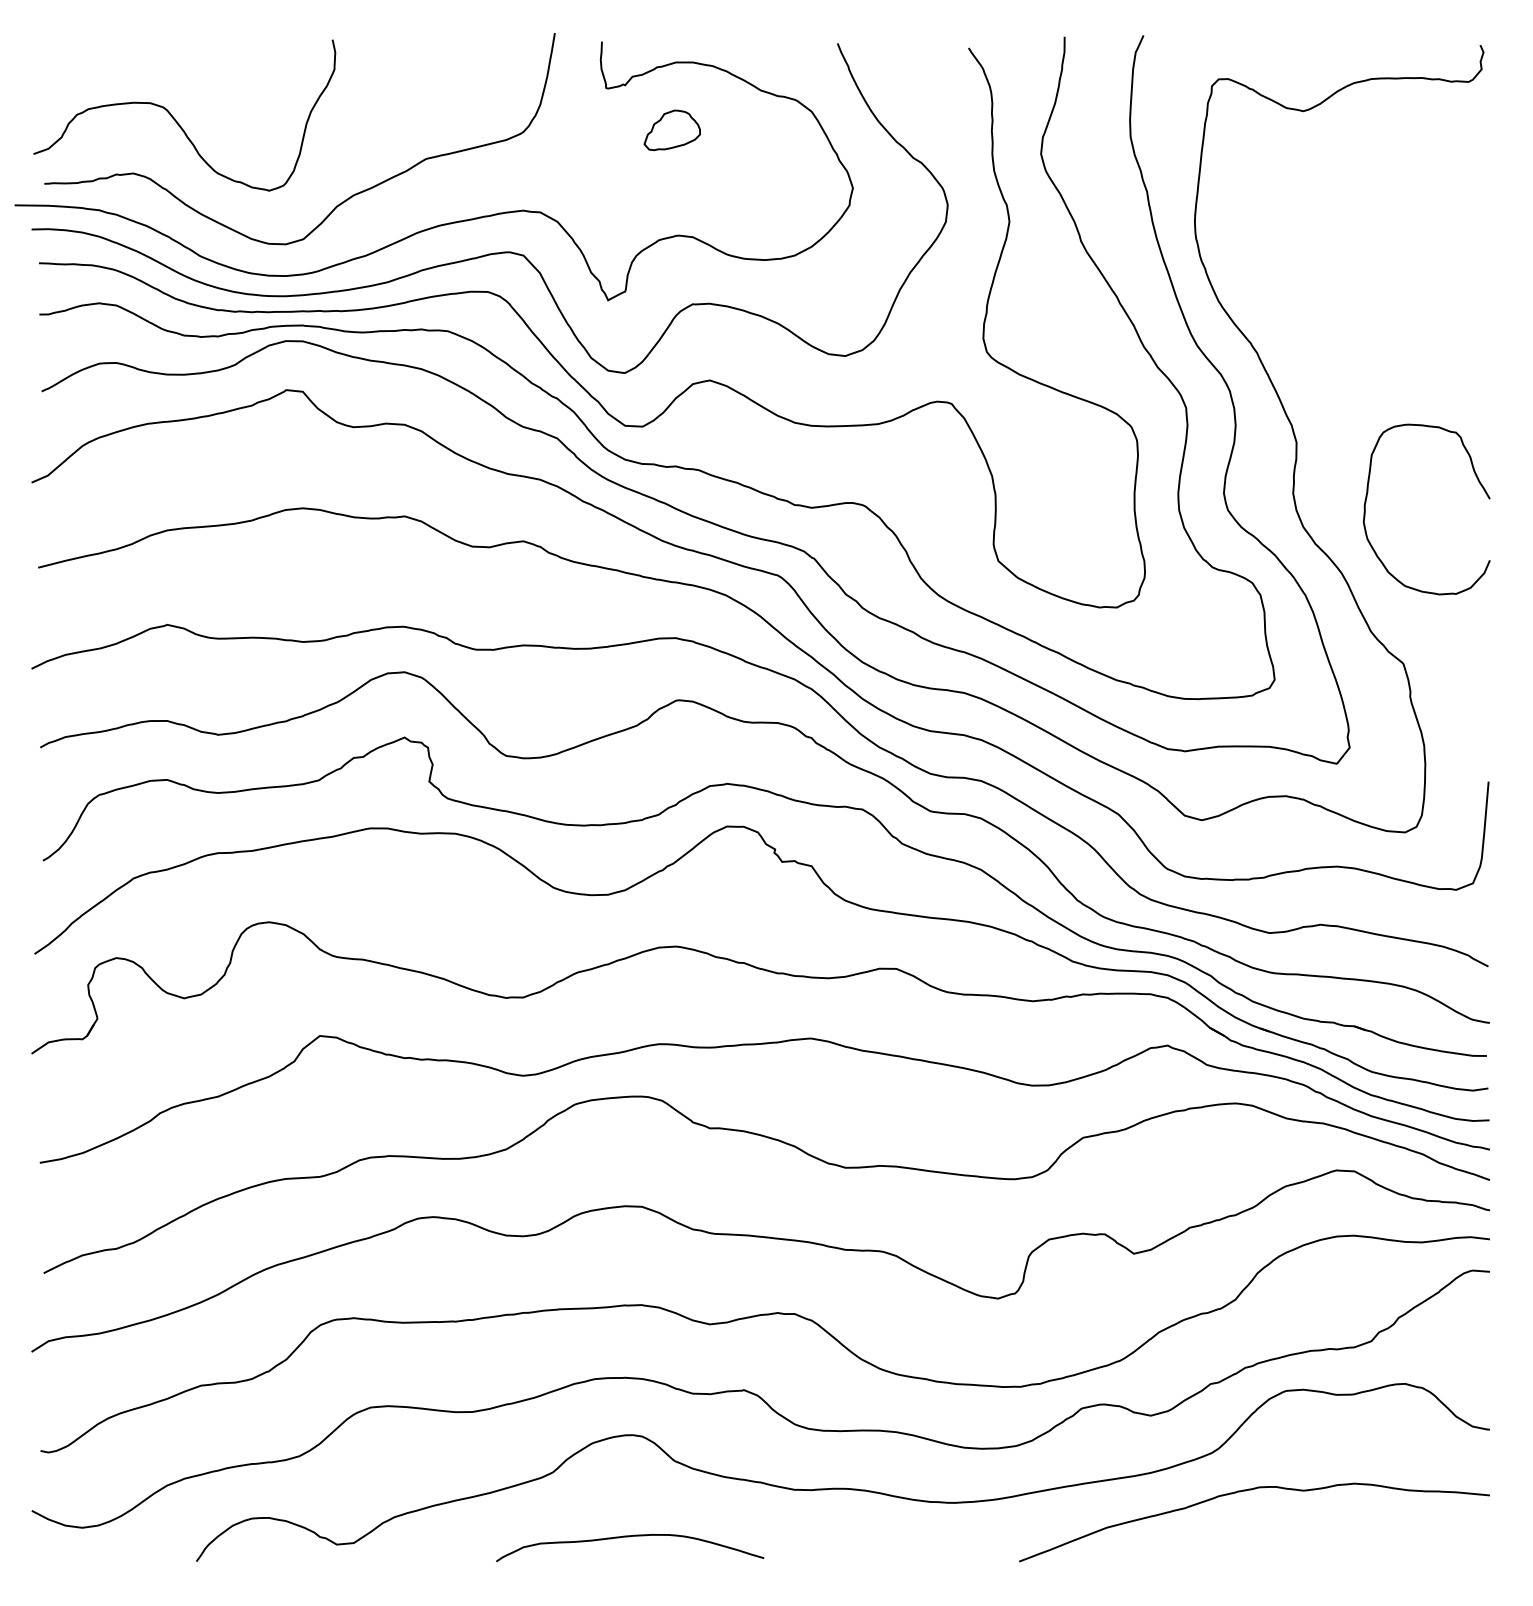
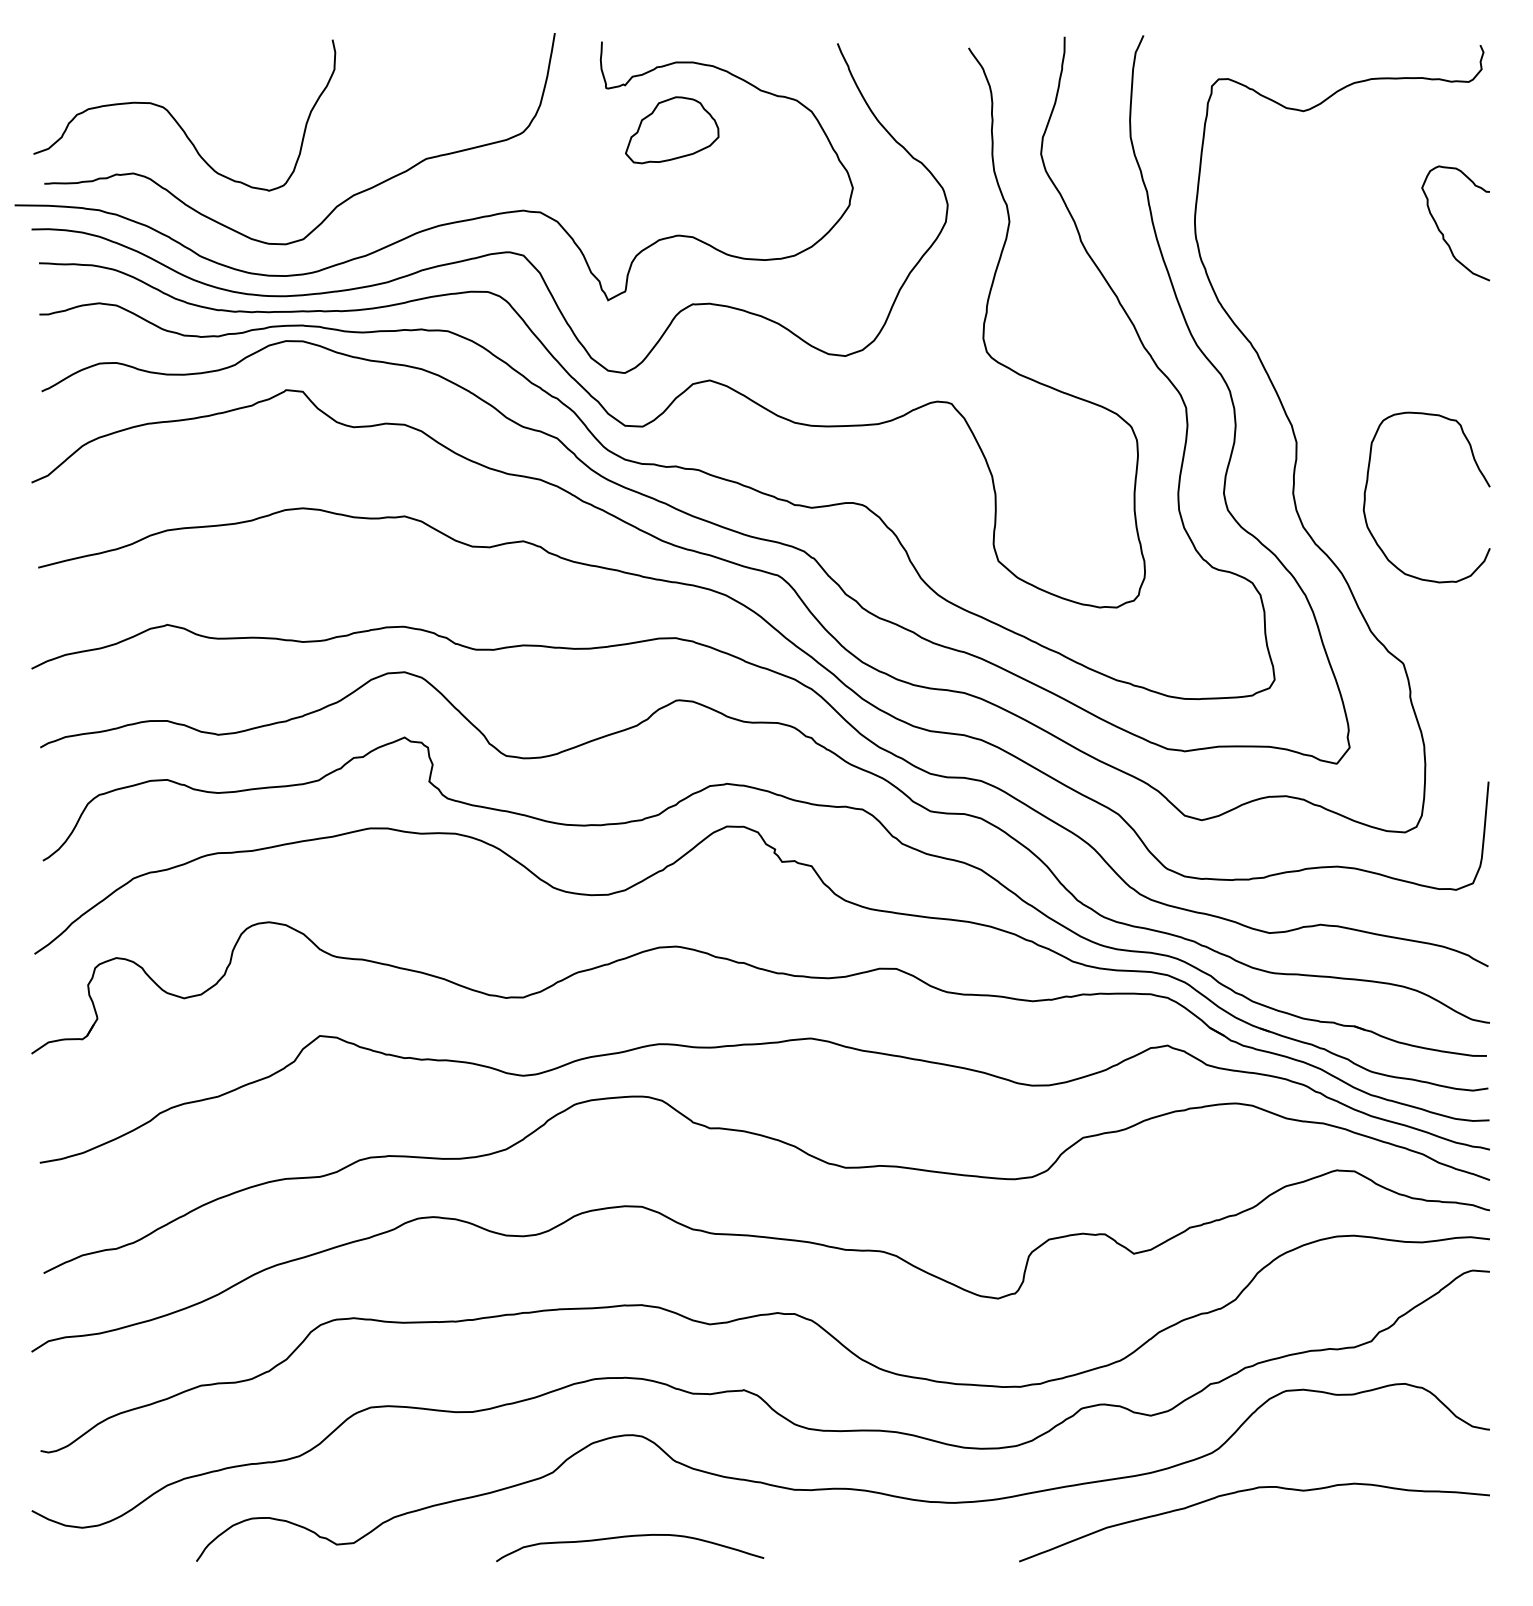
part size: 58x43 px -> 95x69 px (672, 130)
curve: none -> present (1443, 233)
curve position: (1478, 482) -> (1478, 470) (1478, 470)
